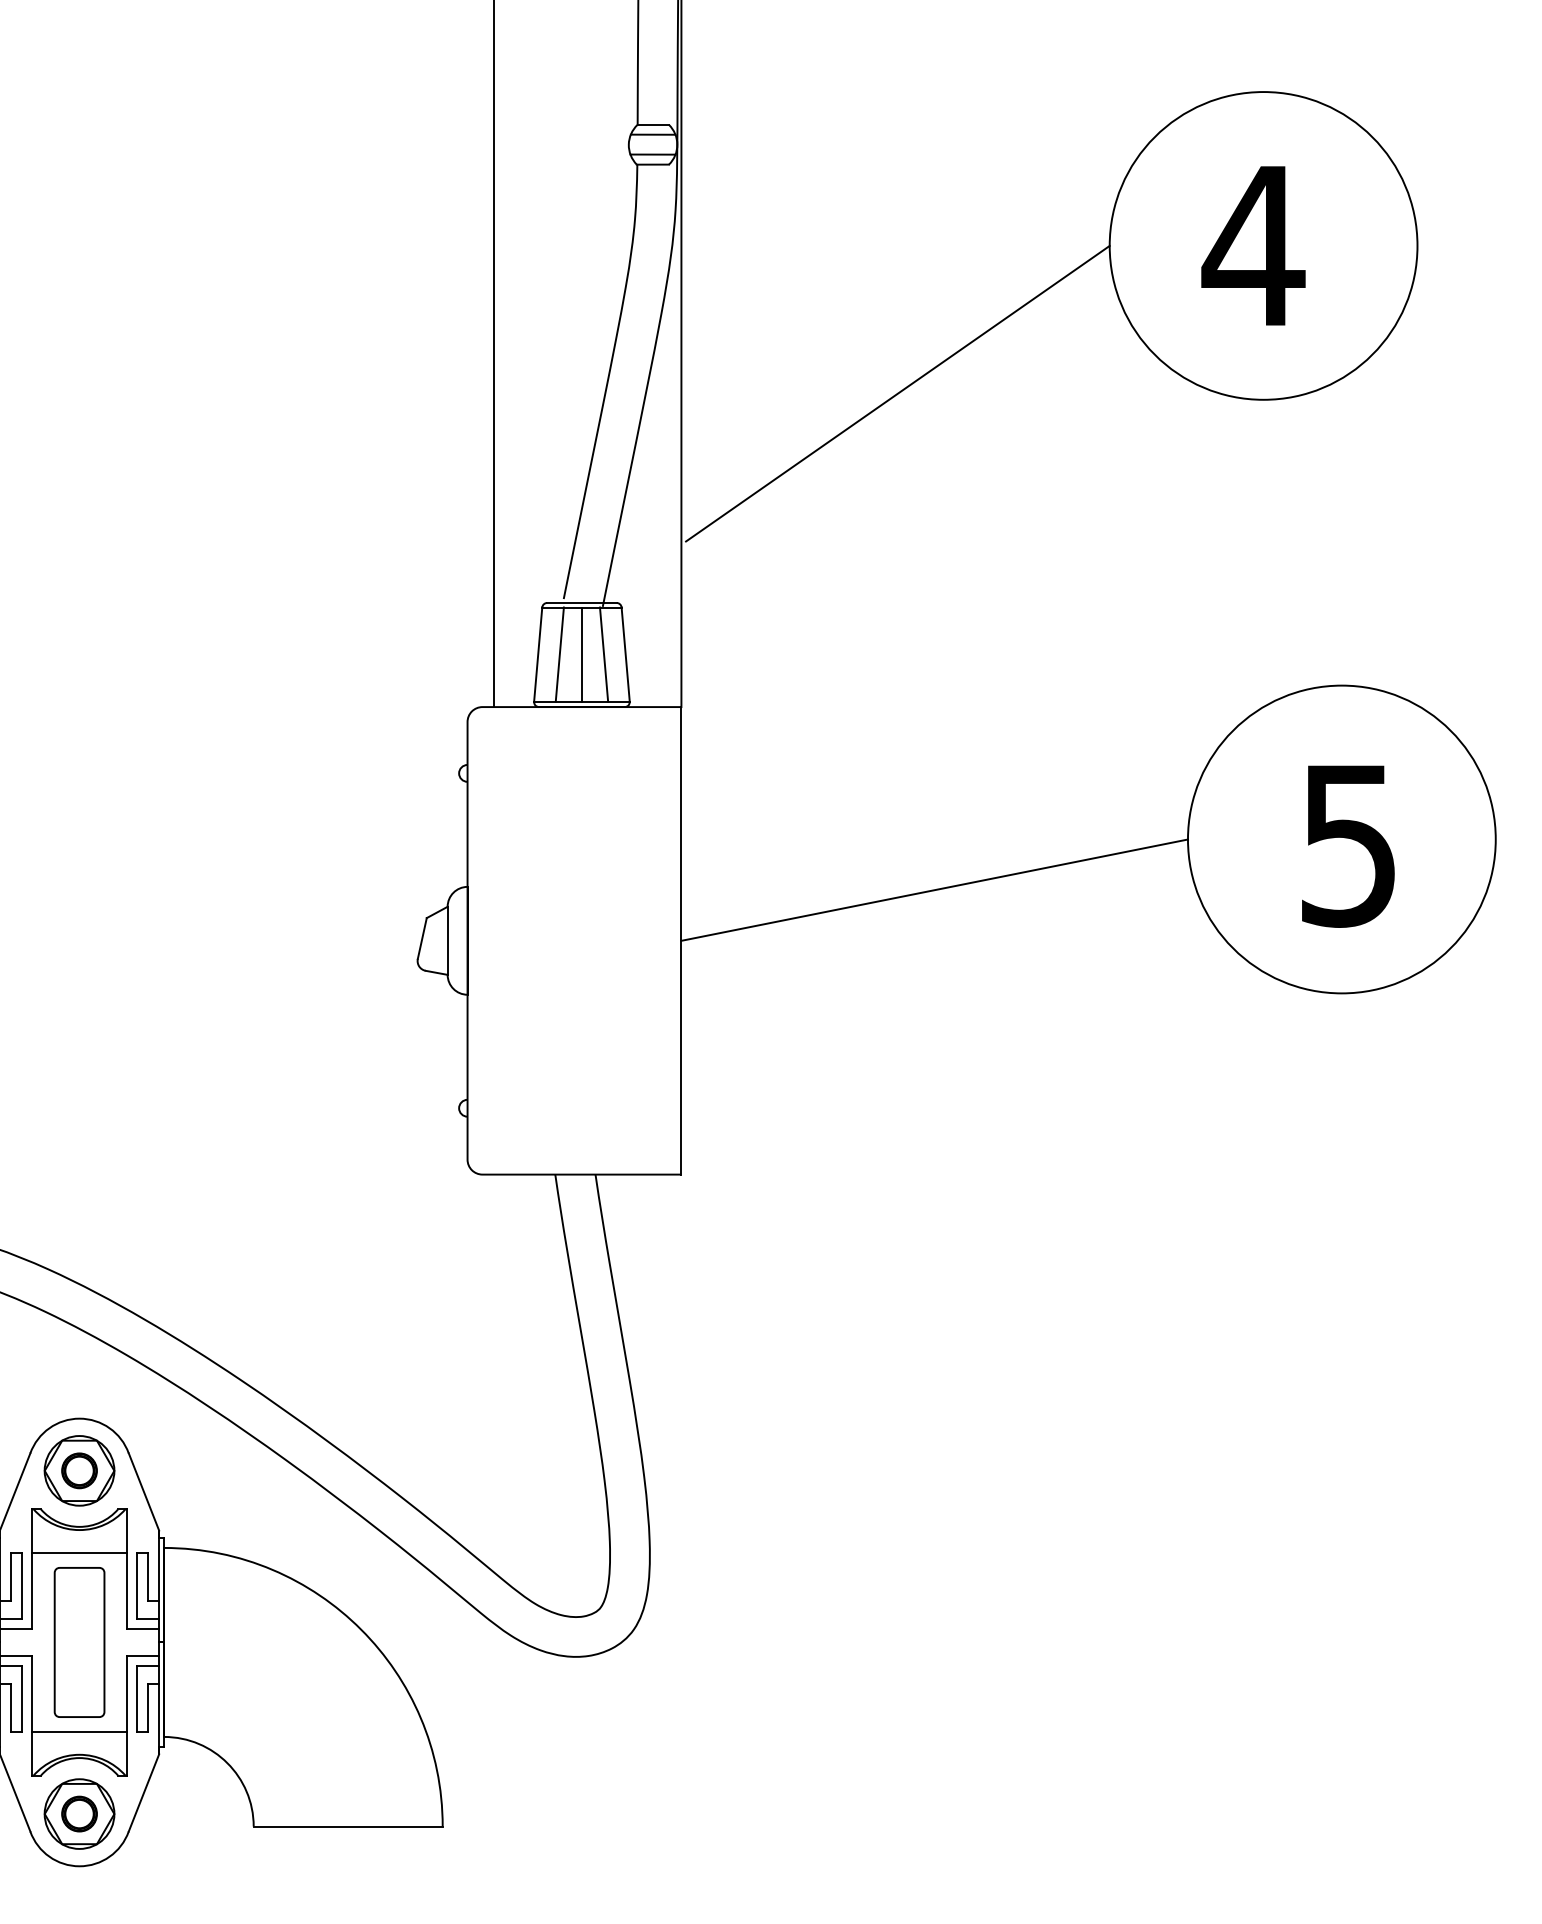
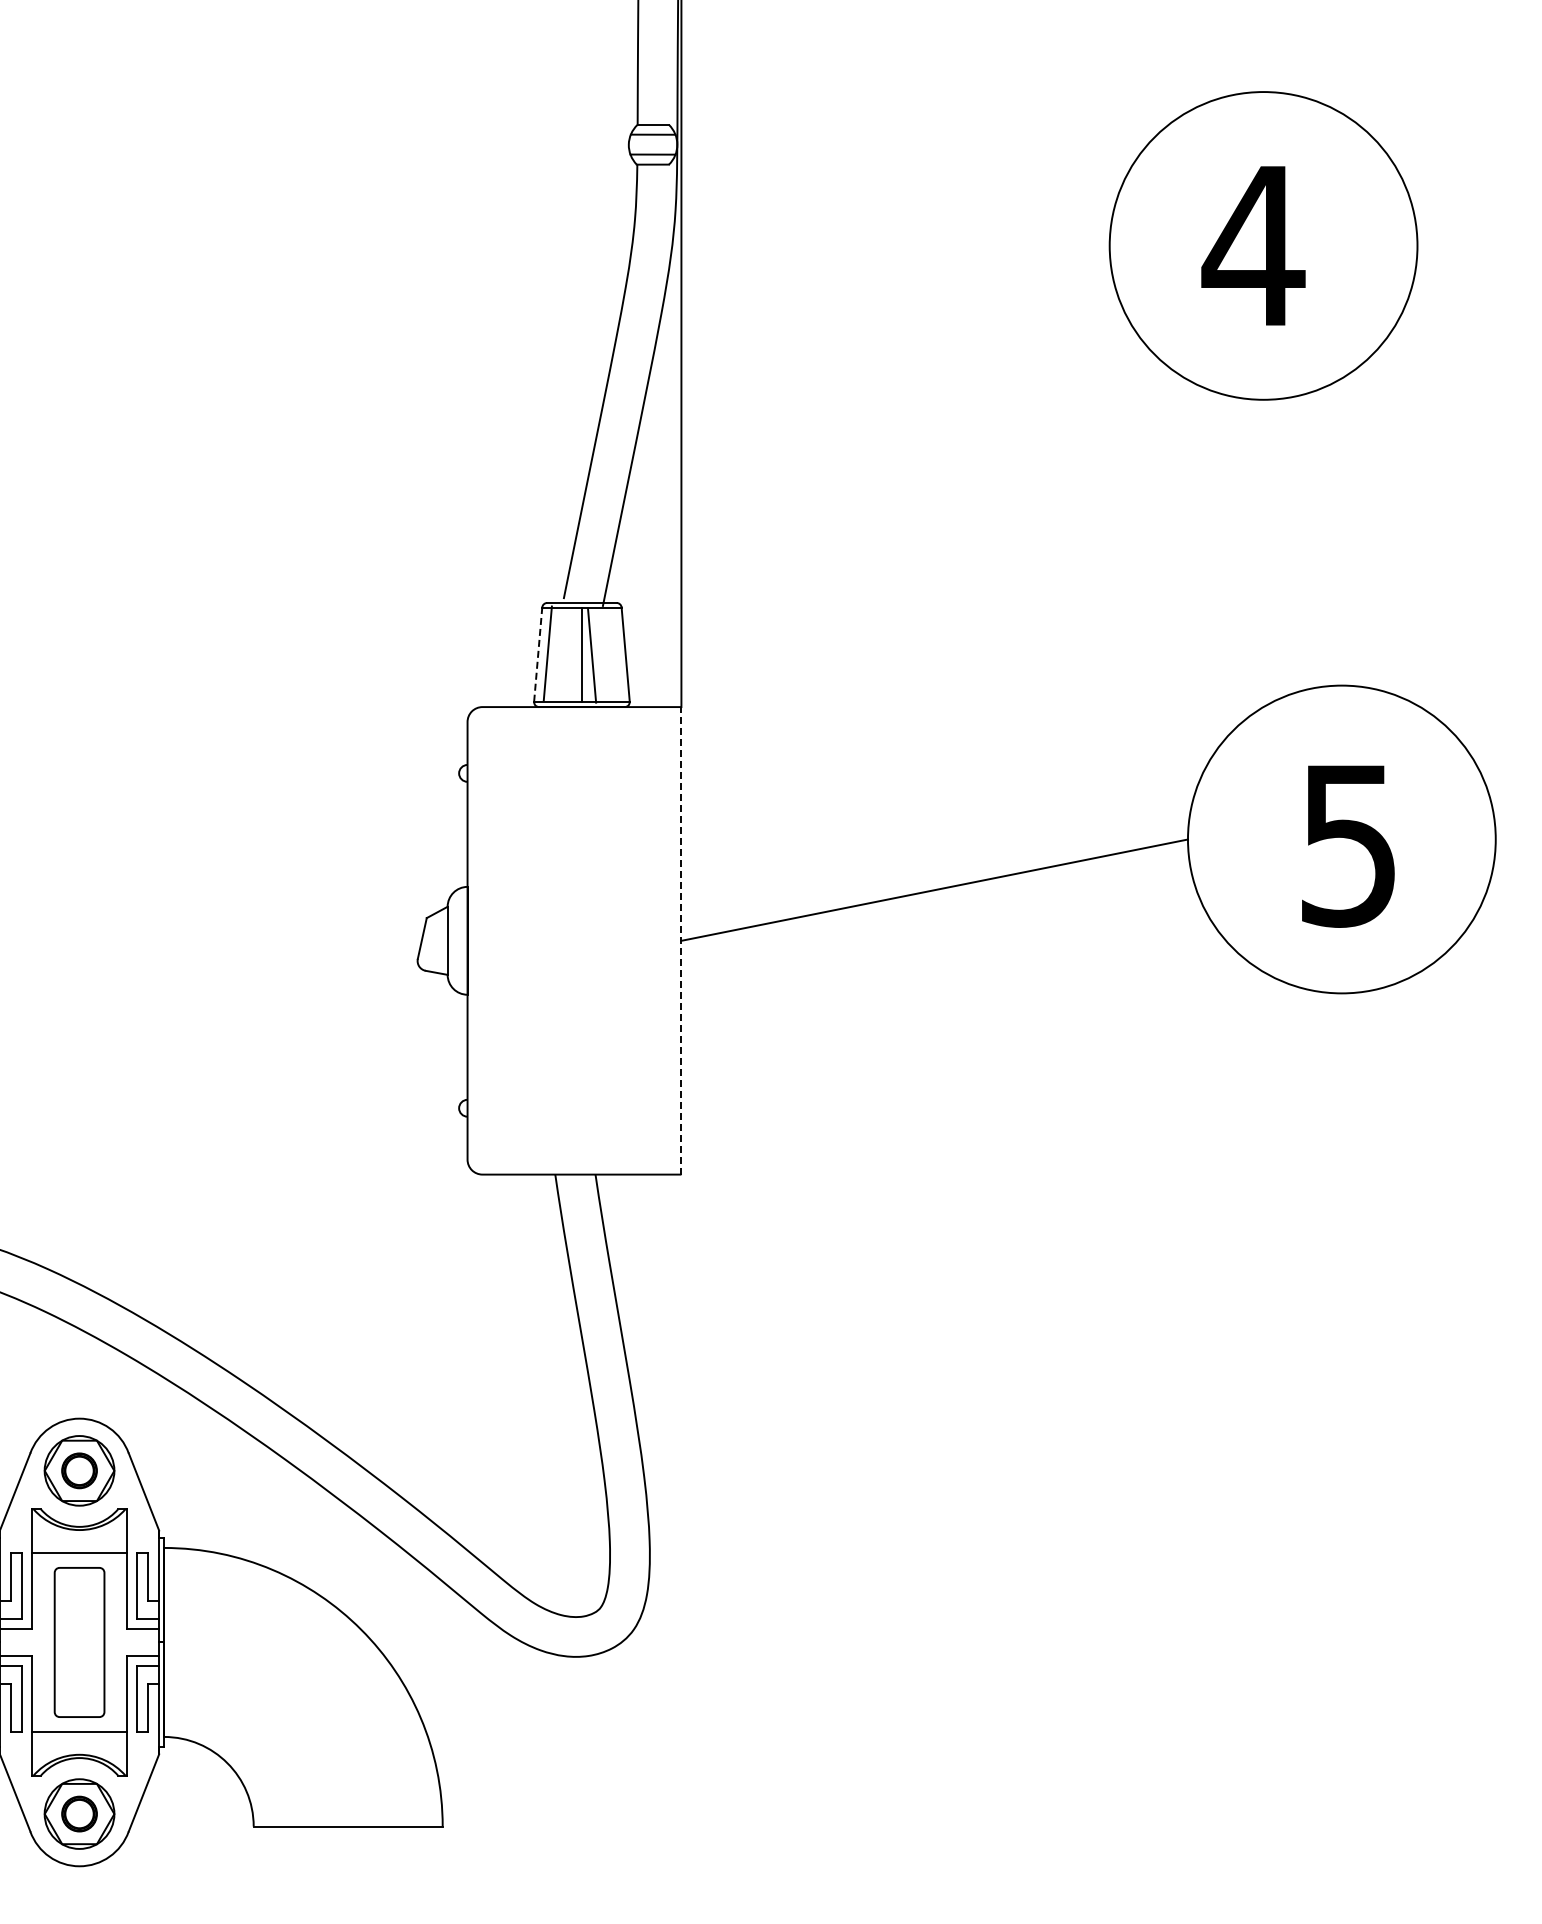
line: present -> none (493, 354)
line: present -> none (897, 393)
line: solid -> dashed (538, 654)
line position: (559, 654) -> (547, 653) (547, 653)
line position: (603, 654) -> (591, 655) (591, 655)
line: solid -> dashed (681, 940)
